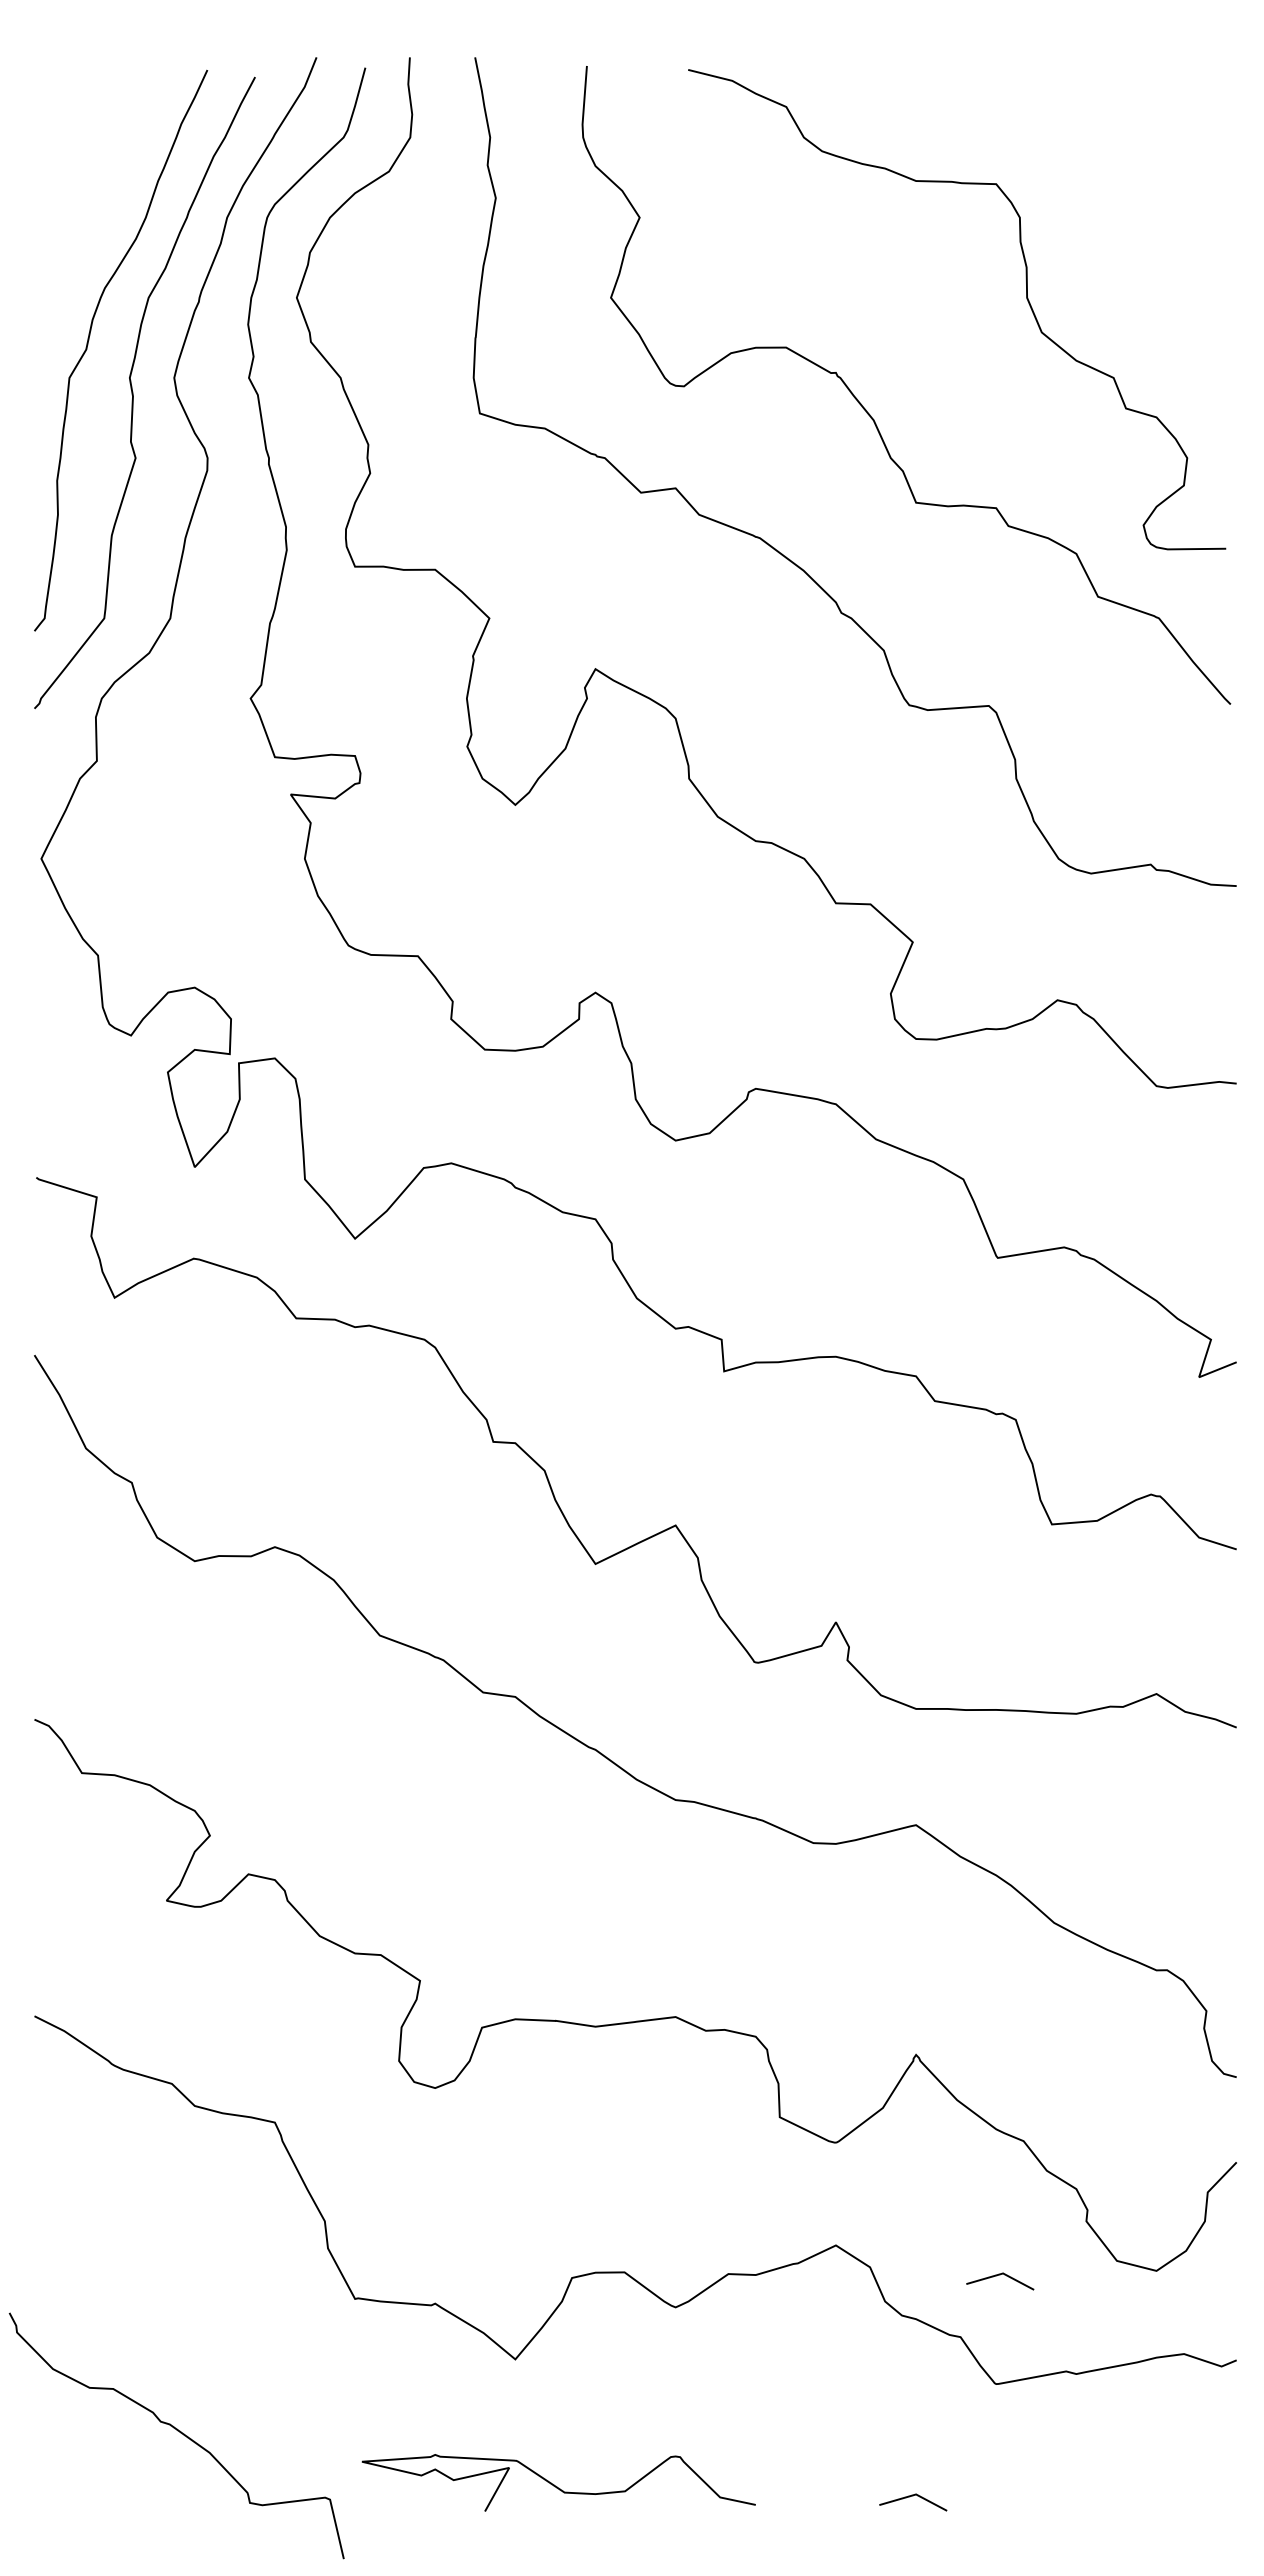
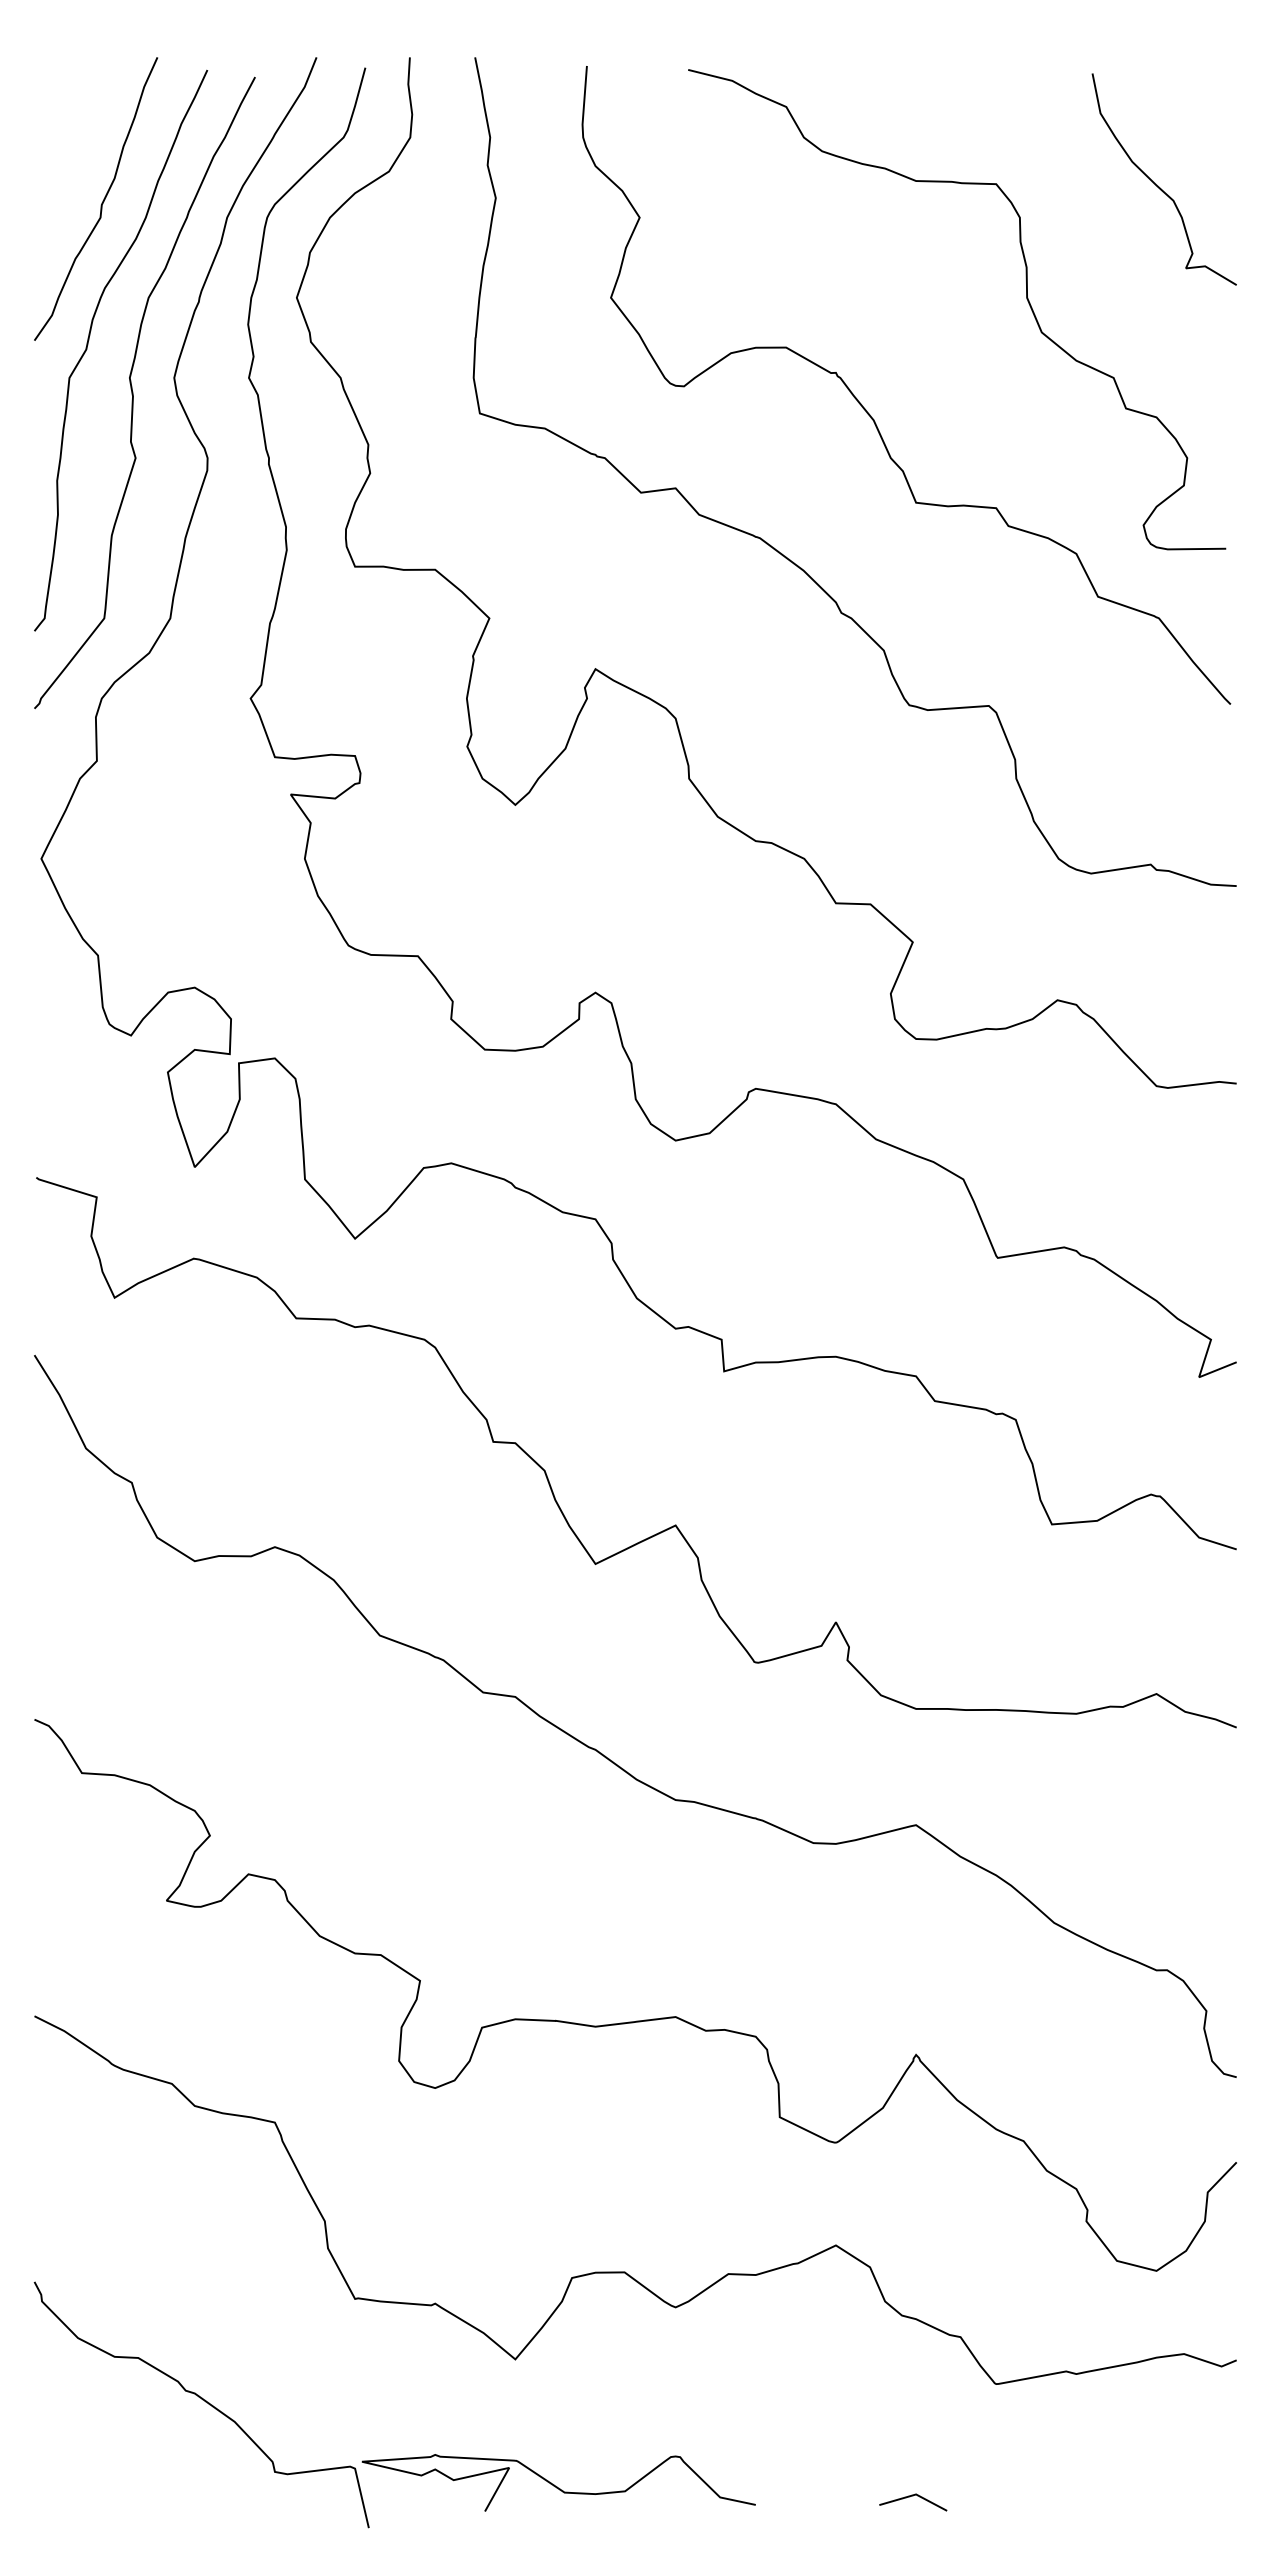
curve: none -> present (1158, 185)
curve: none -> present (102, 200)
line: present -> none (1000, 2275)
curve position: (177, 2431) -> (202, 2400) (202, 2400)
